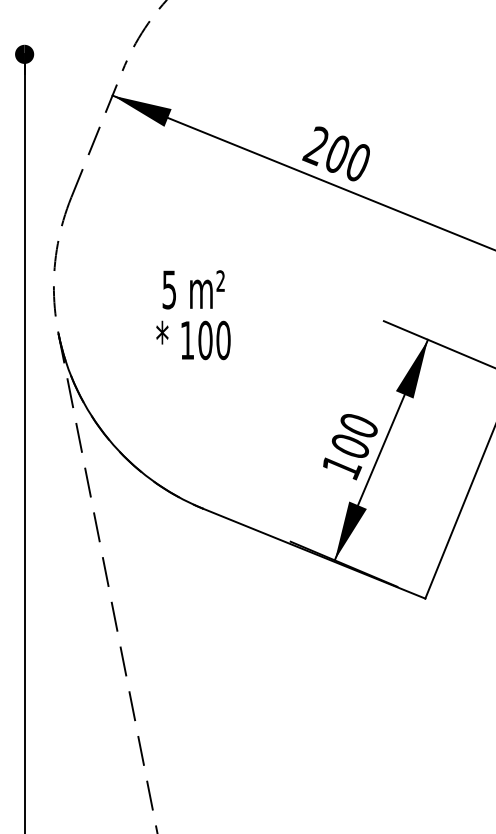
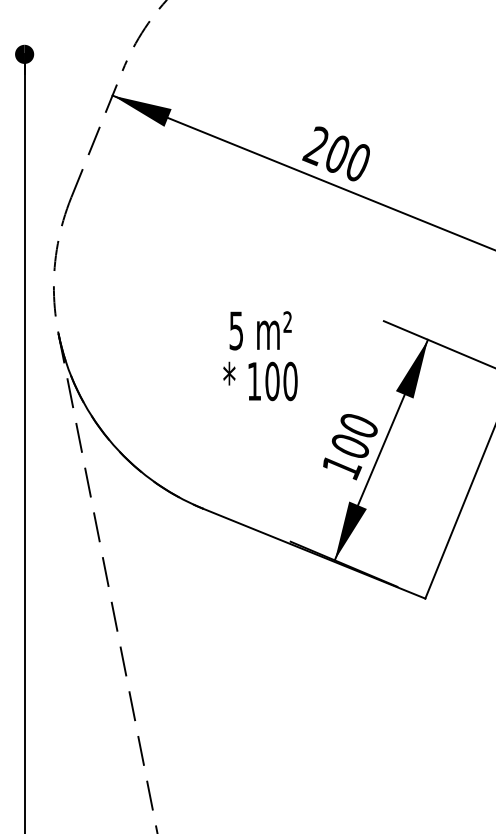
text position: (193, 315) -> (260, 356) (260, 356)
